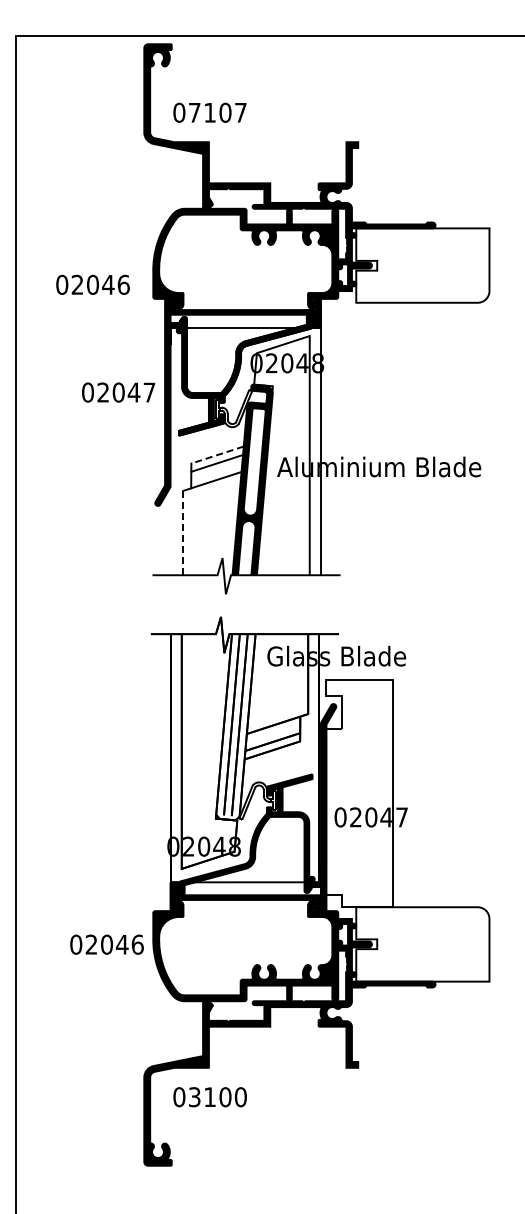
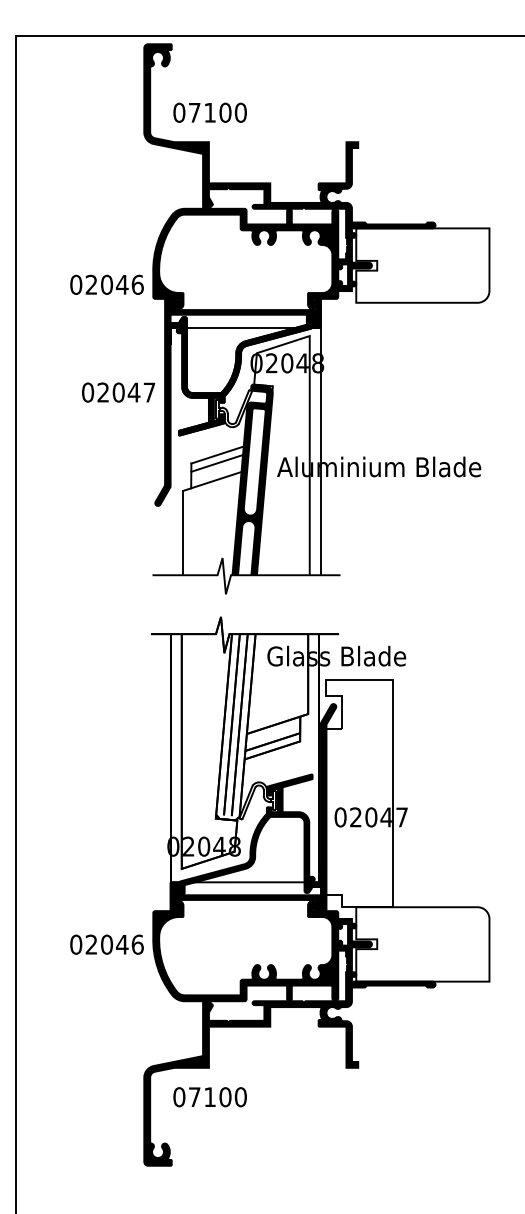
text: 07107 -> 07100 (240, 112)
text position: (92, 284) -> (106, 284) (106, 284)
line: dashed -> solid (217, 455)
line: dashed -> solid (183, 532)
text: 03100 -> 07100 (194, 1097)
